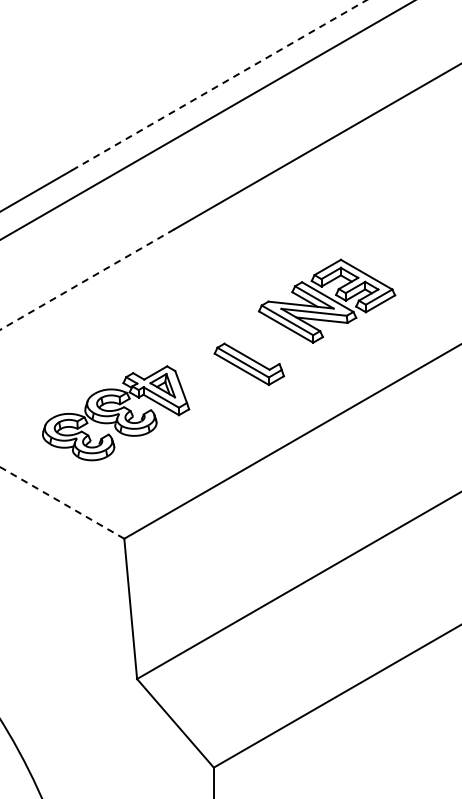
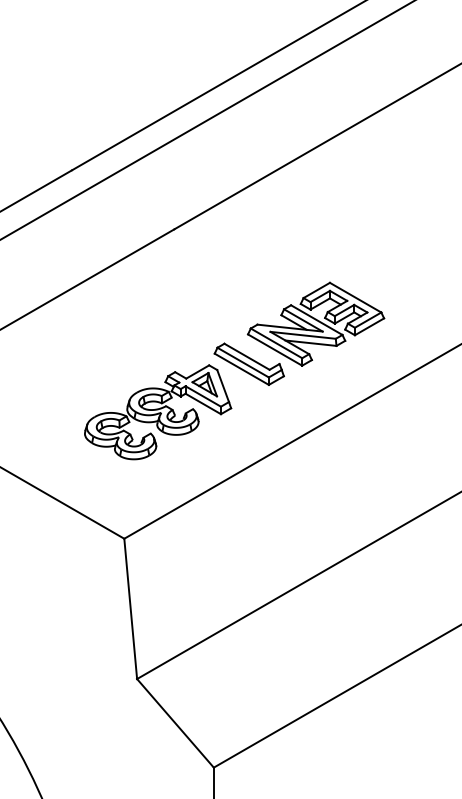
line: dashed -> solid (219, 85)
line: dashed -> solid (87, 279)
part position: (326, 300) -> (315, 323) (315, 323)
part position: (116, 413) -> (158, 412) (158, 412)
line: dashed -> solid (62, 502)
